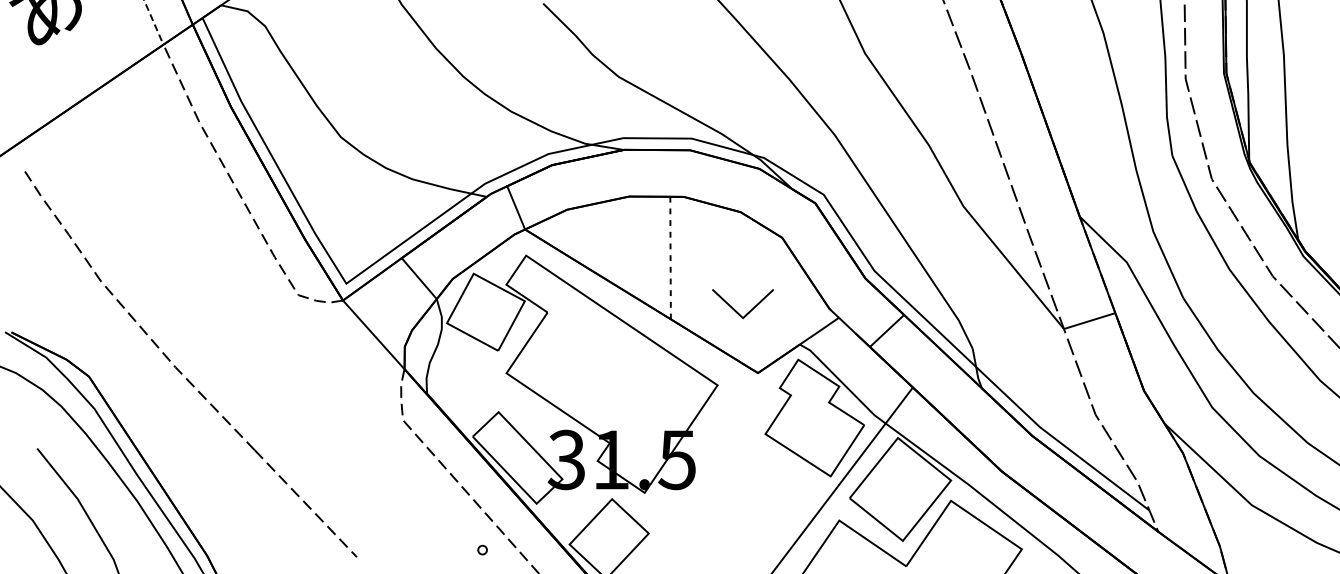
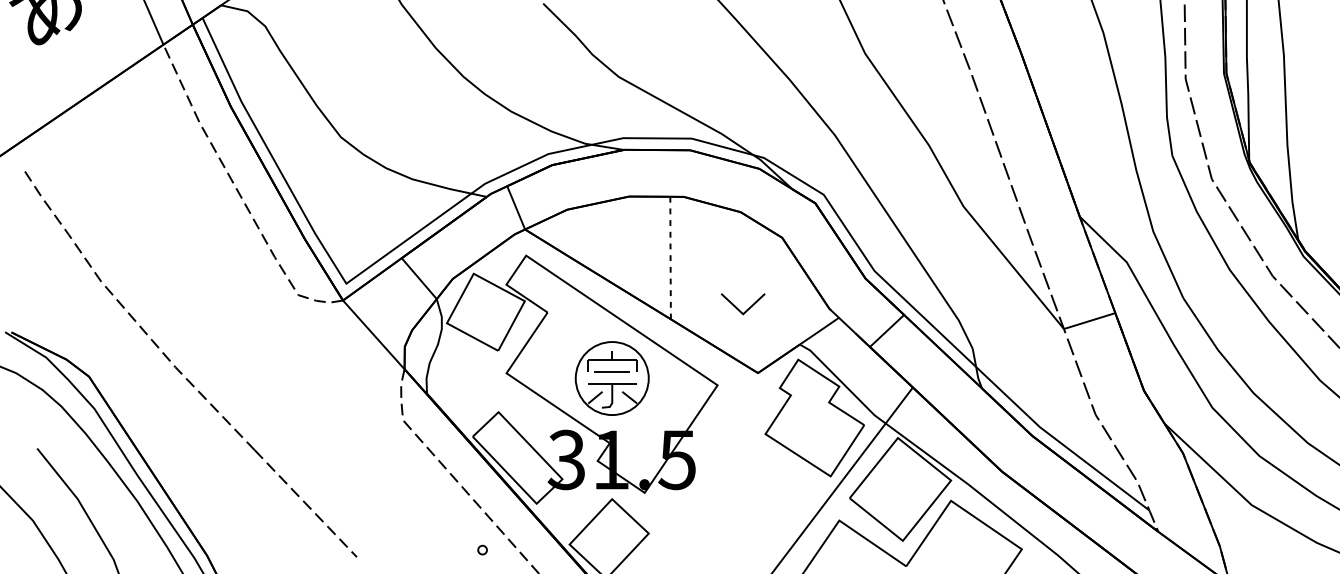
line: dashed -> solid (153, 22)
part size: 63x31 px -> 45x23 px (743, 304)
part: none -> present (611, 378)
